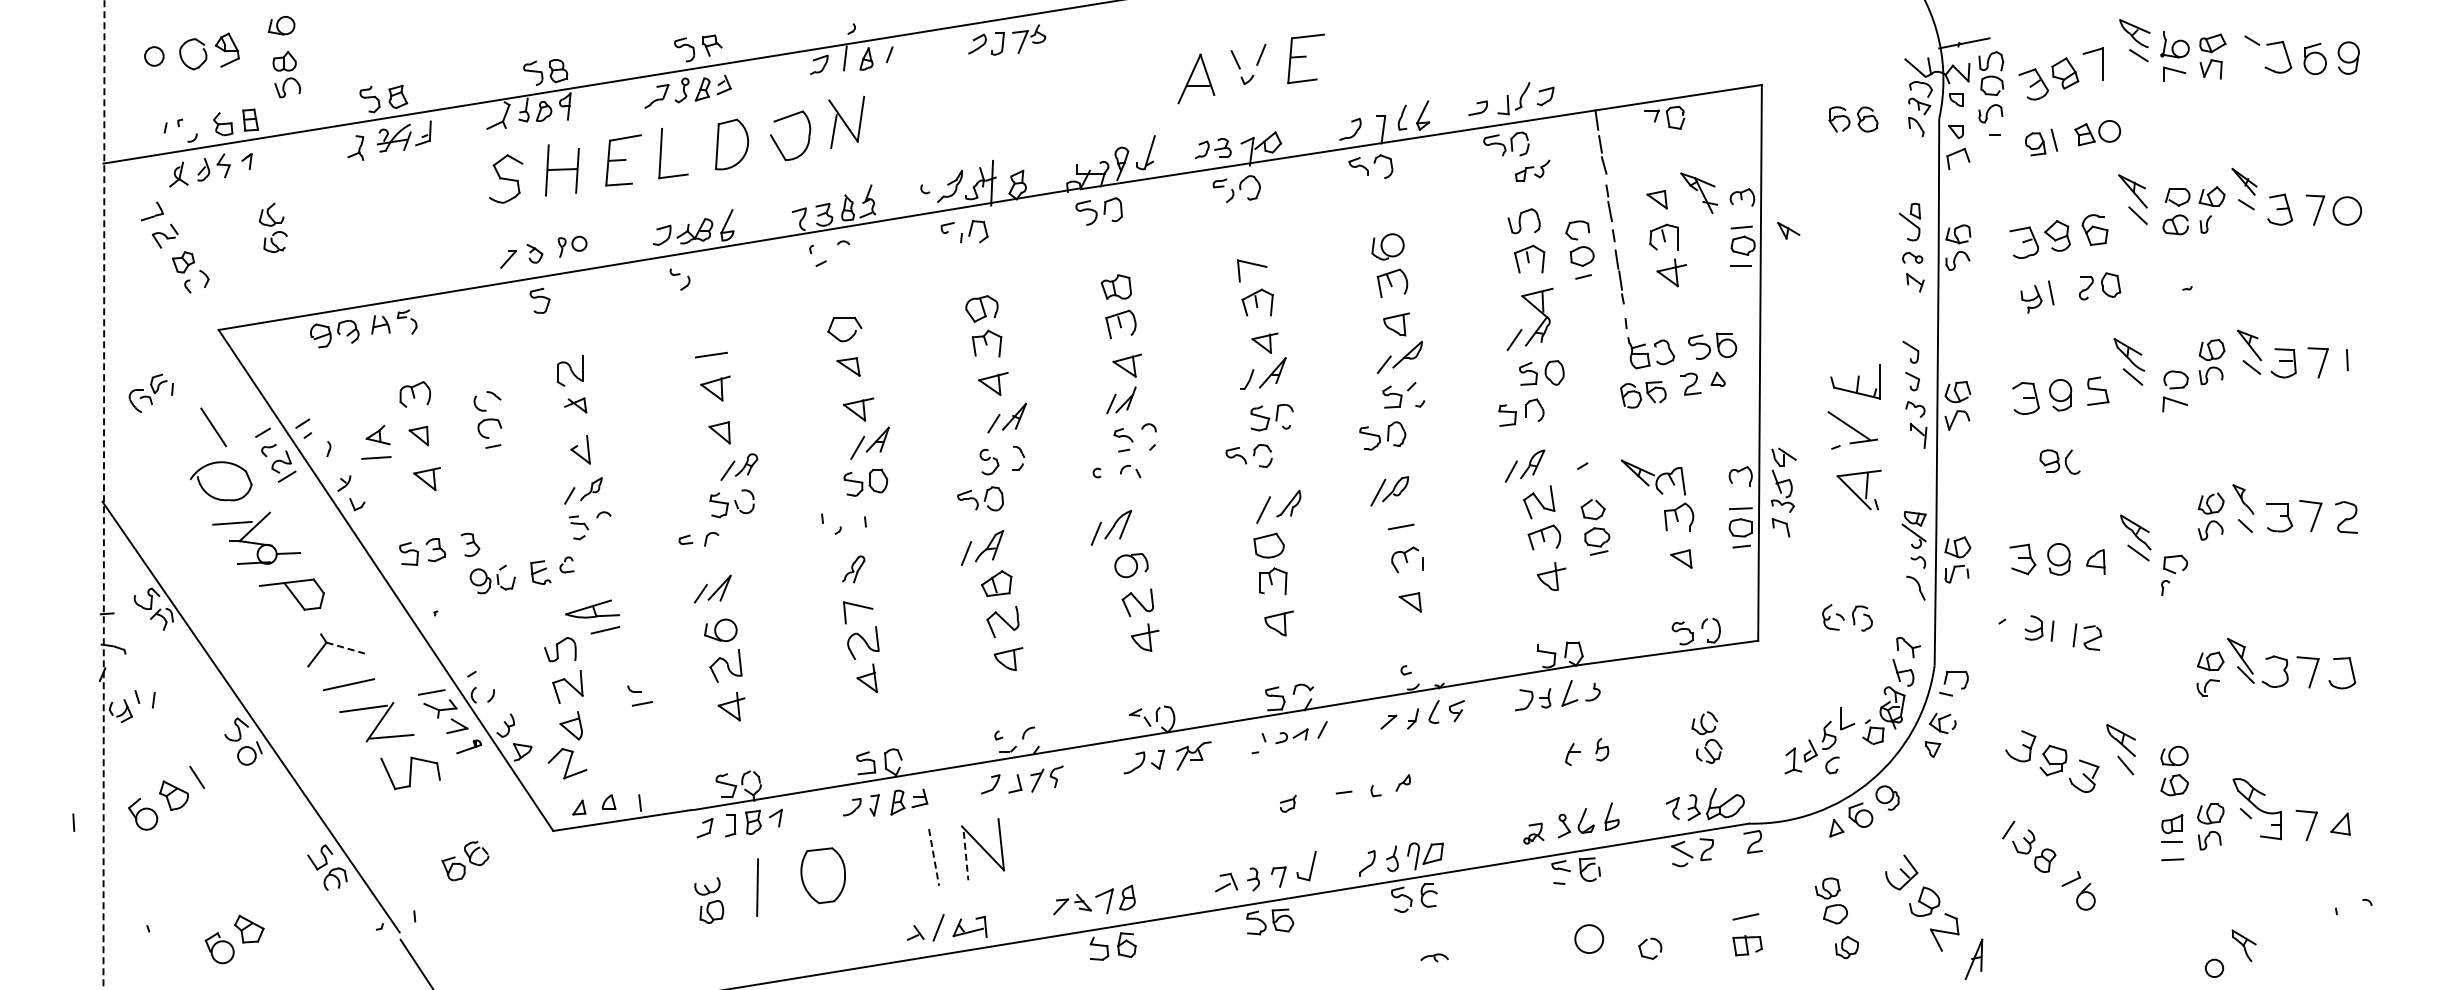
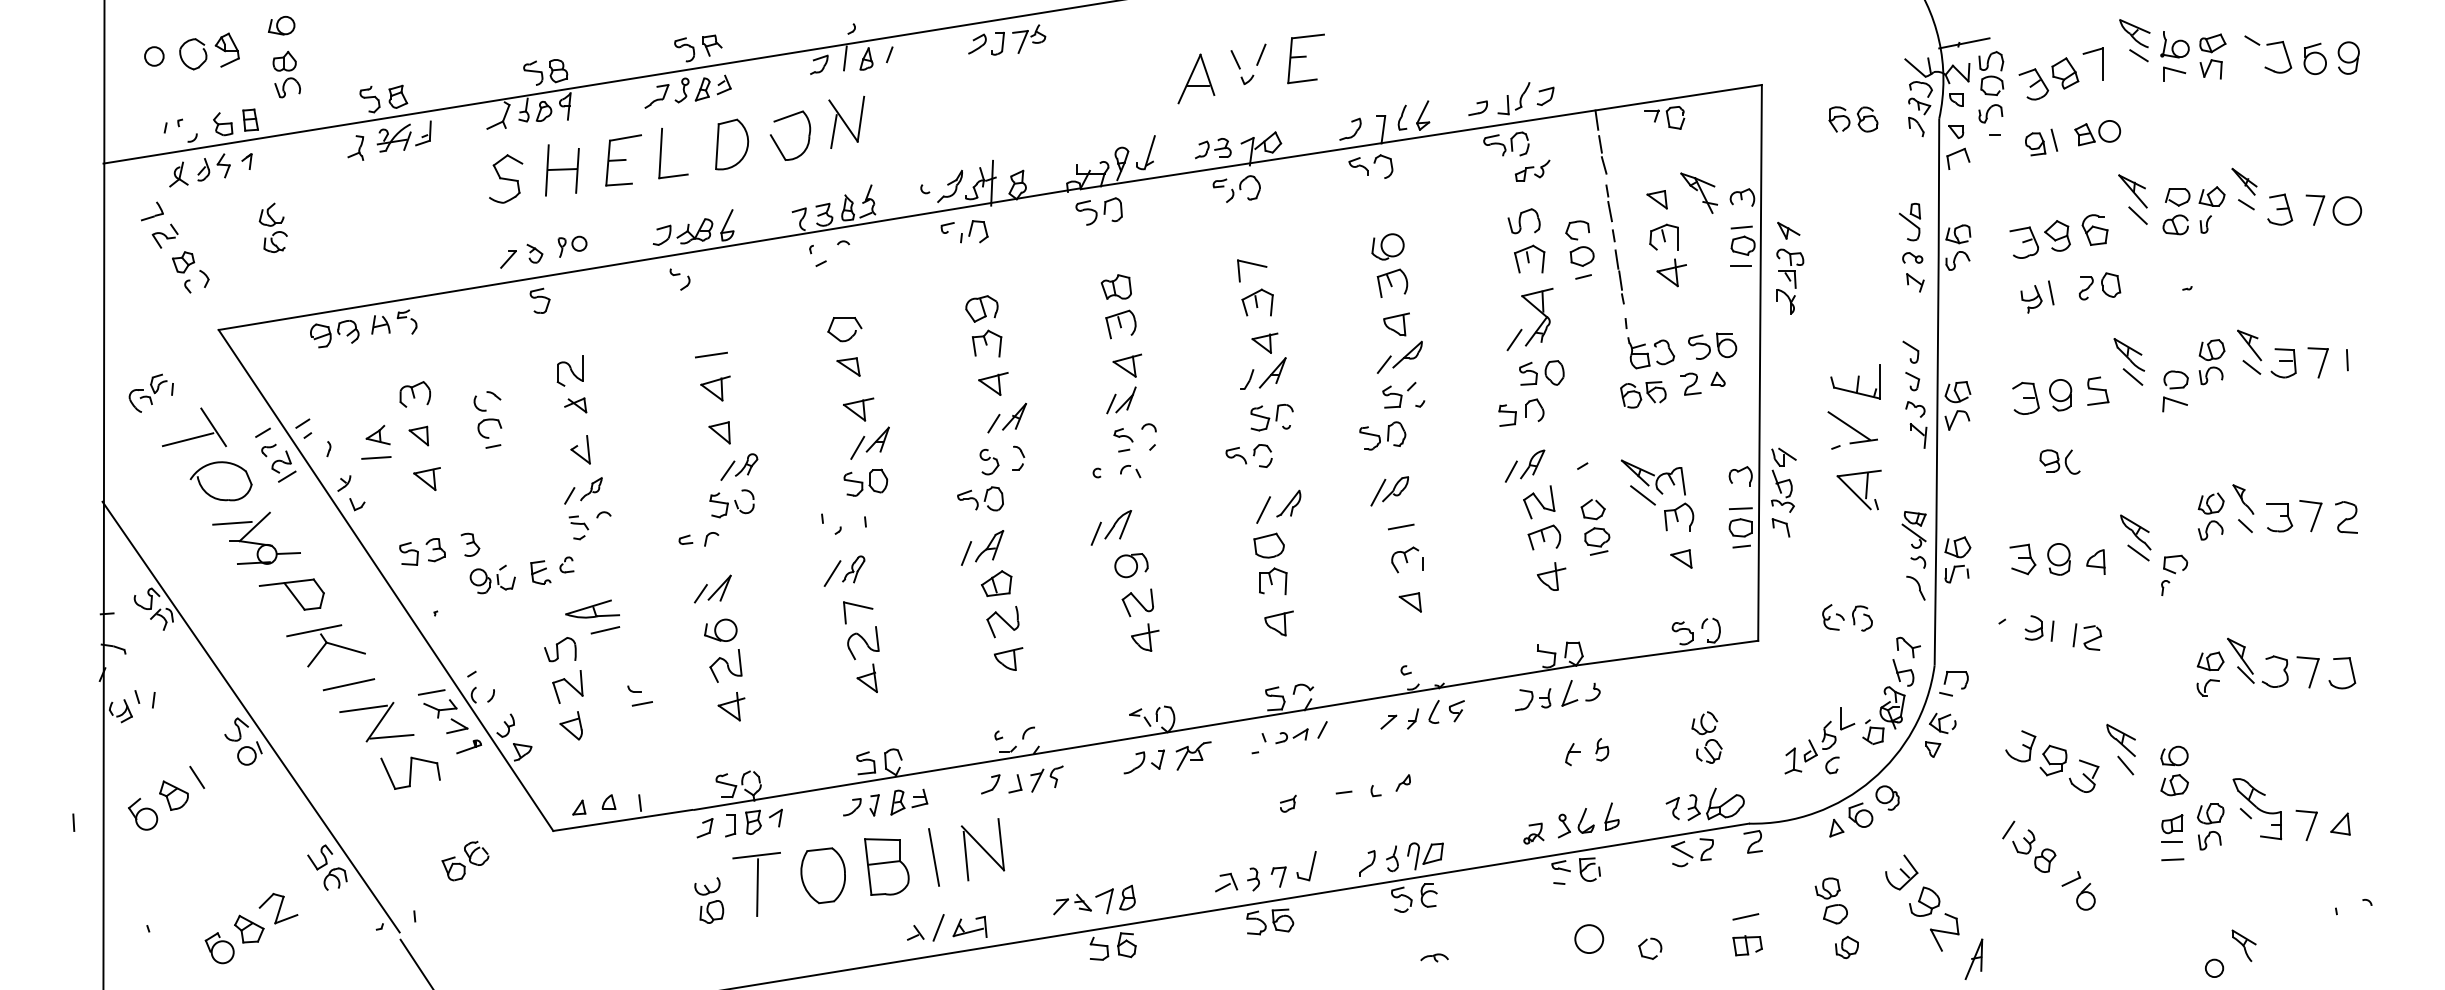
part: none -> present (1790, 281)
line: none -> present (187, 439)
line: dashed -> solid (103, 494)
line: none -> present (1642, 495)
line: none -> present (832, 573)
line: none -> present (314, 630)
line: dashed -> solid (345, 648)
part position: (567, 763) -> (278, 908) (278, 908)
line: none -> present (756, 855)
line: dashed -> solid (966, 856)
line: dashed -> solid (934, 857)
part: none -> present (886, 866)
